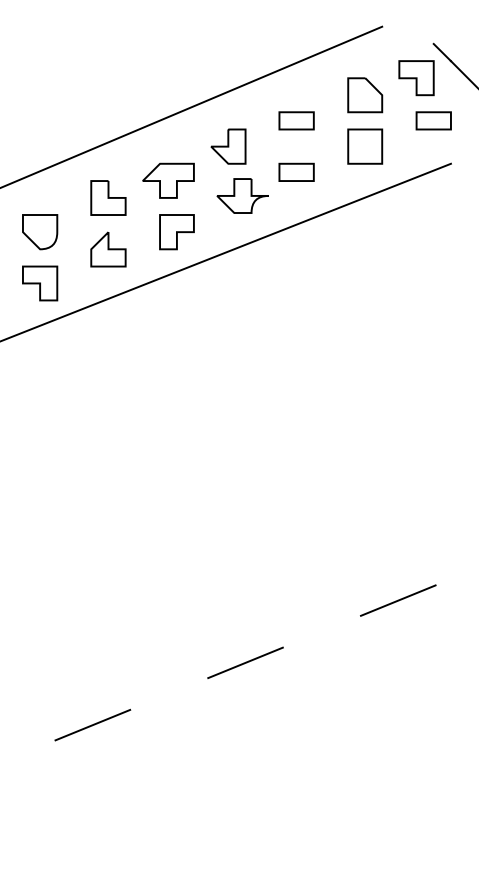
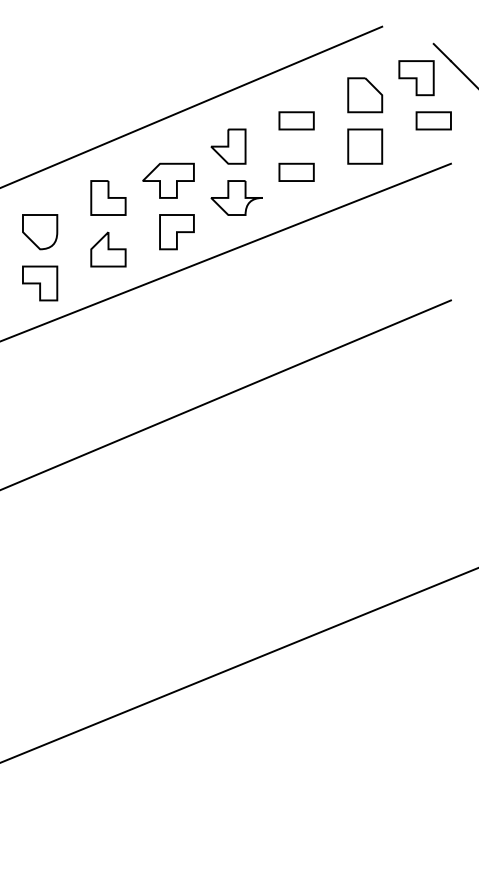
part position: (242, 195) -> (236, 197) (236, 197)
line: none -> present (226, 394)
line: dashed -> solid (239, 665)
